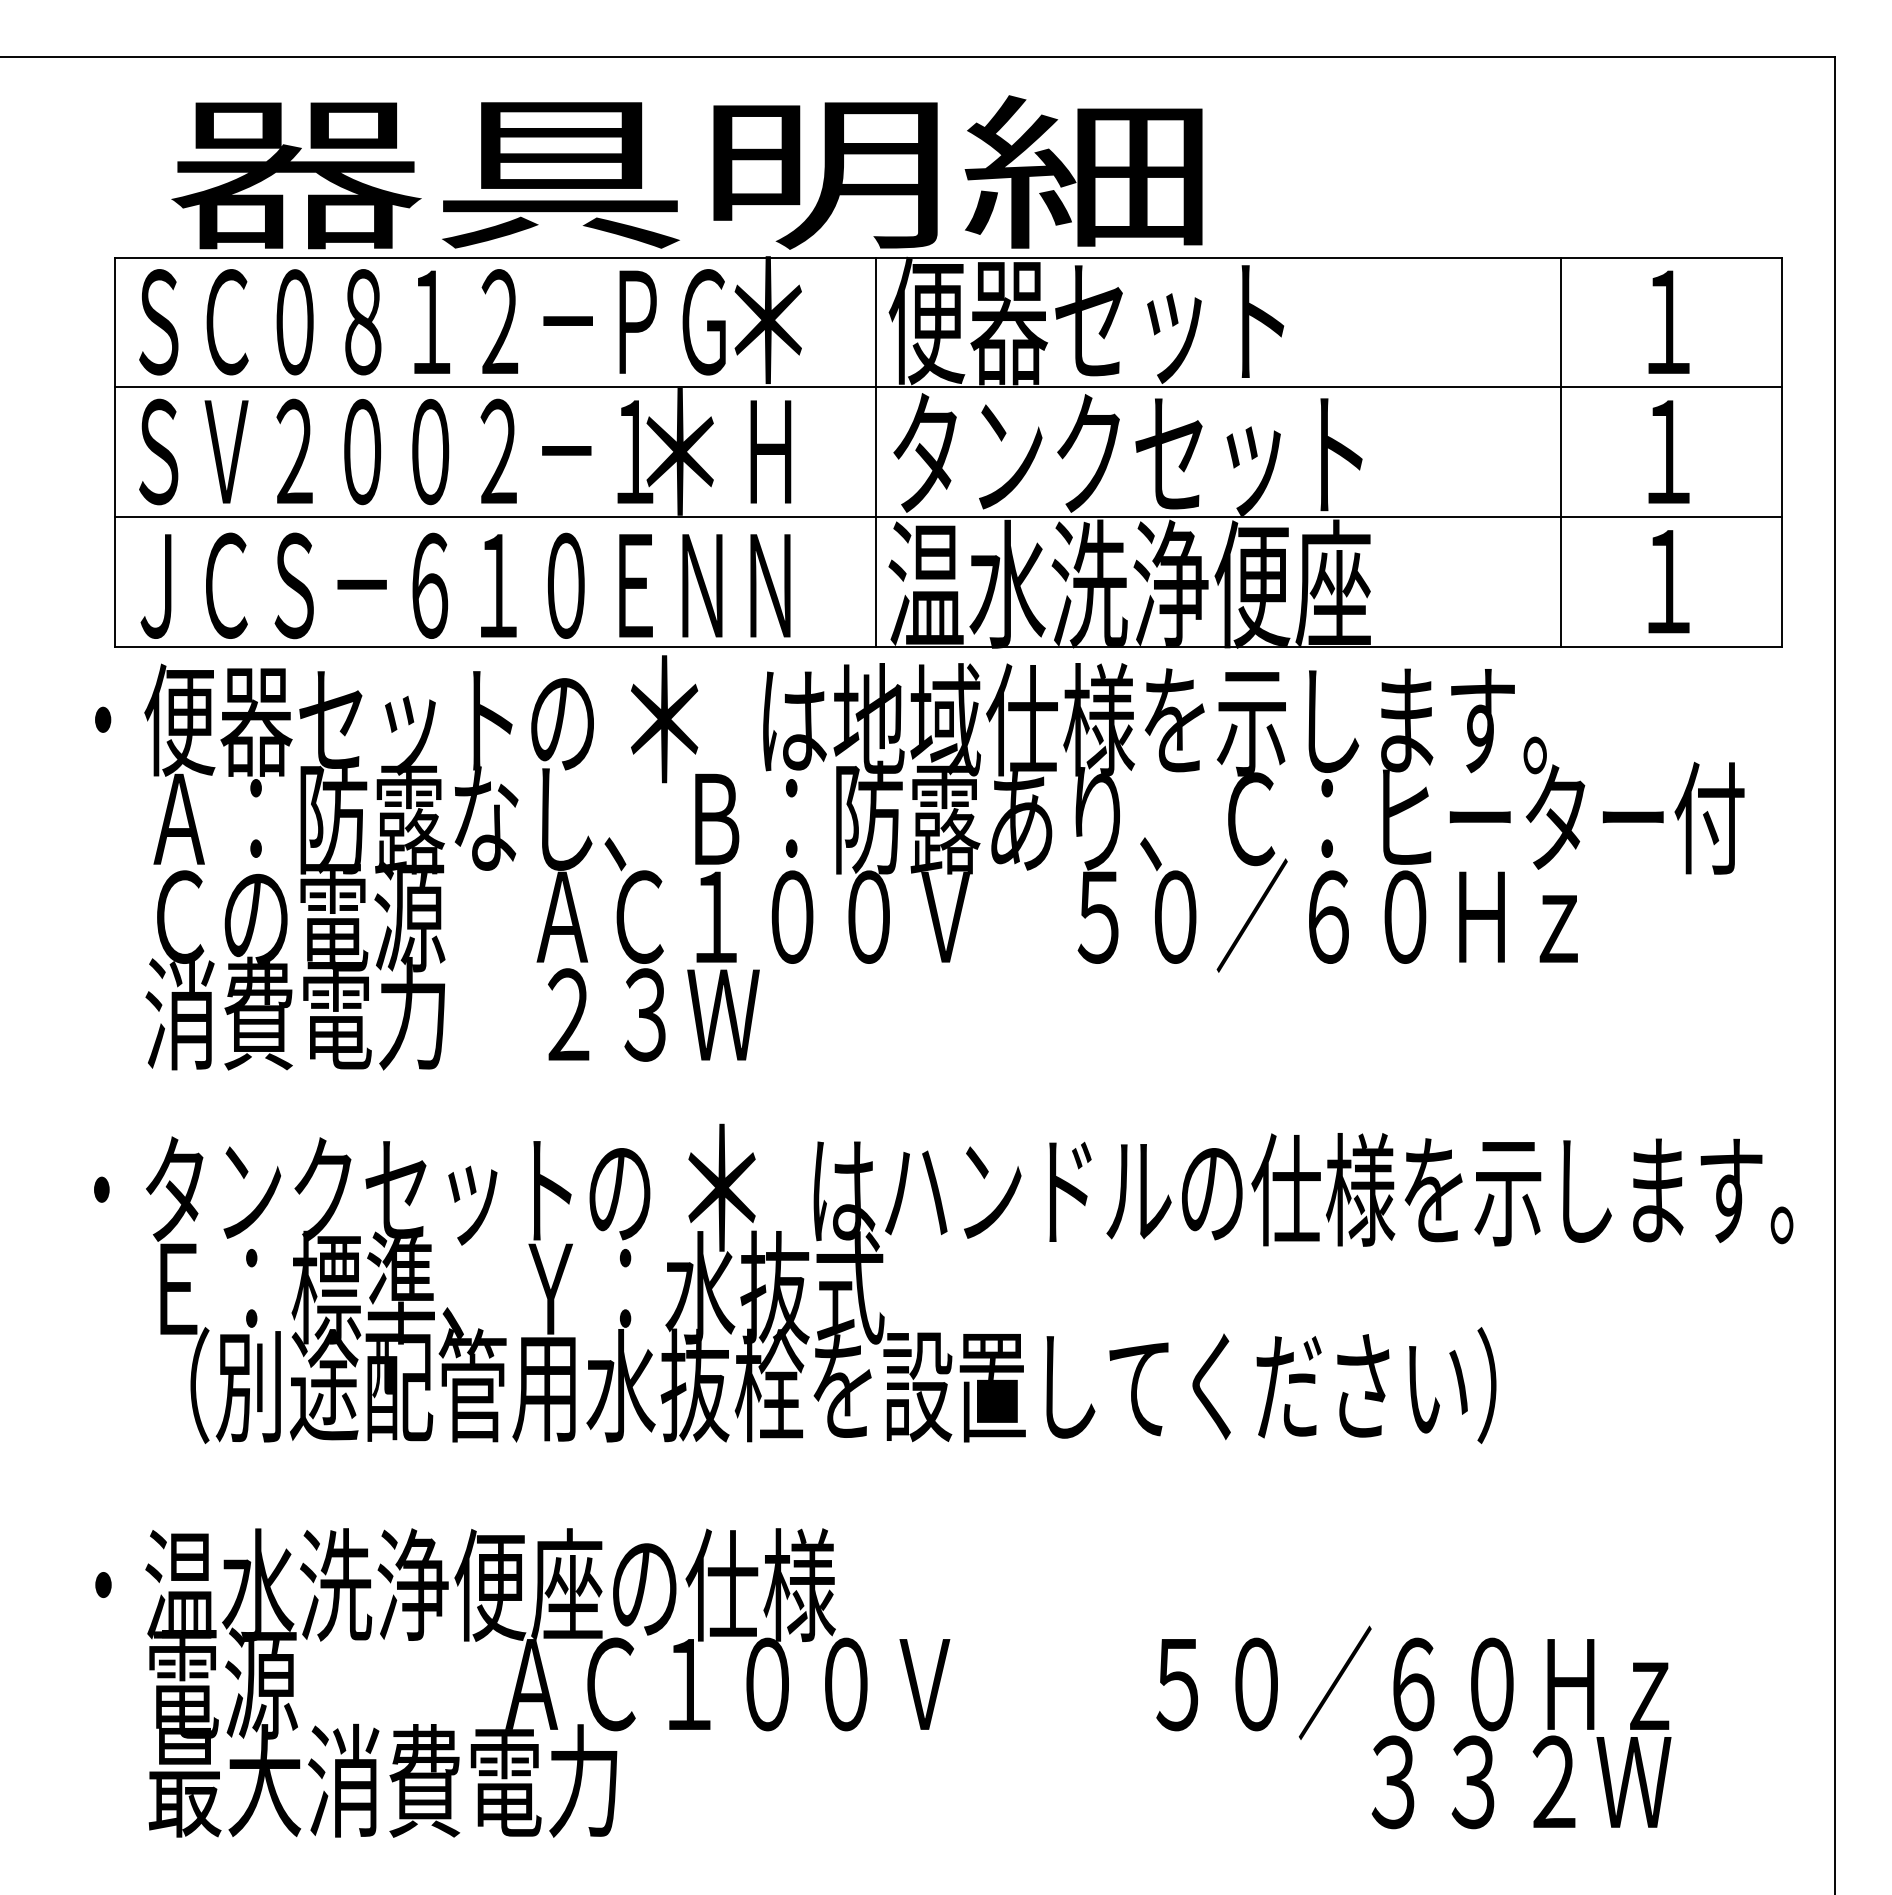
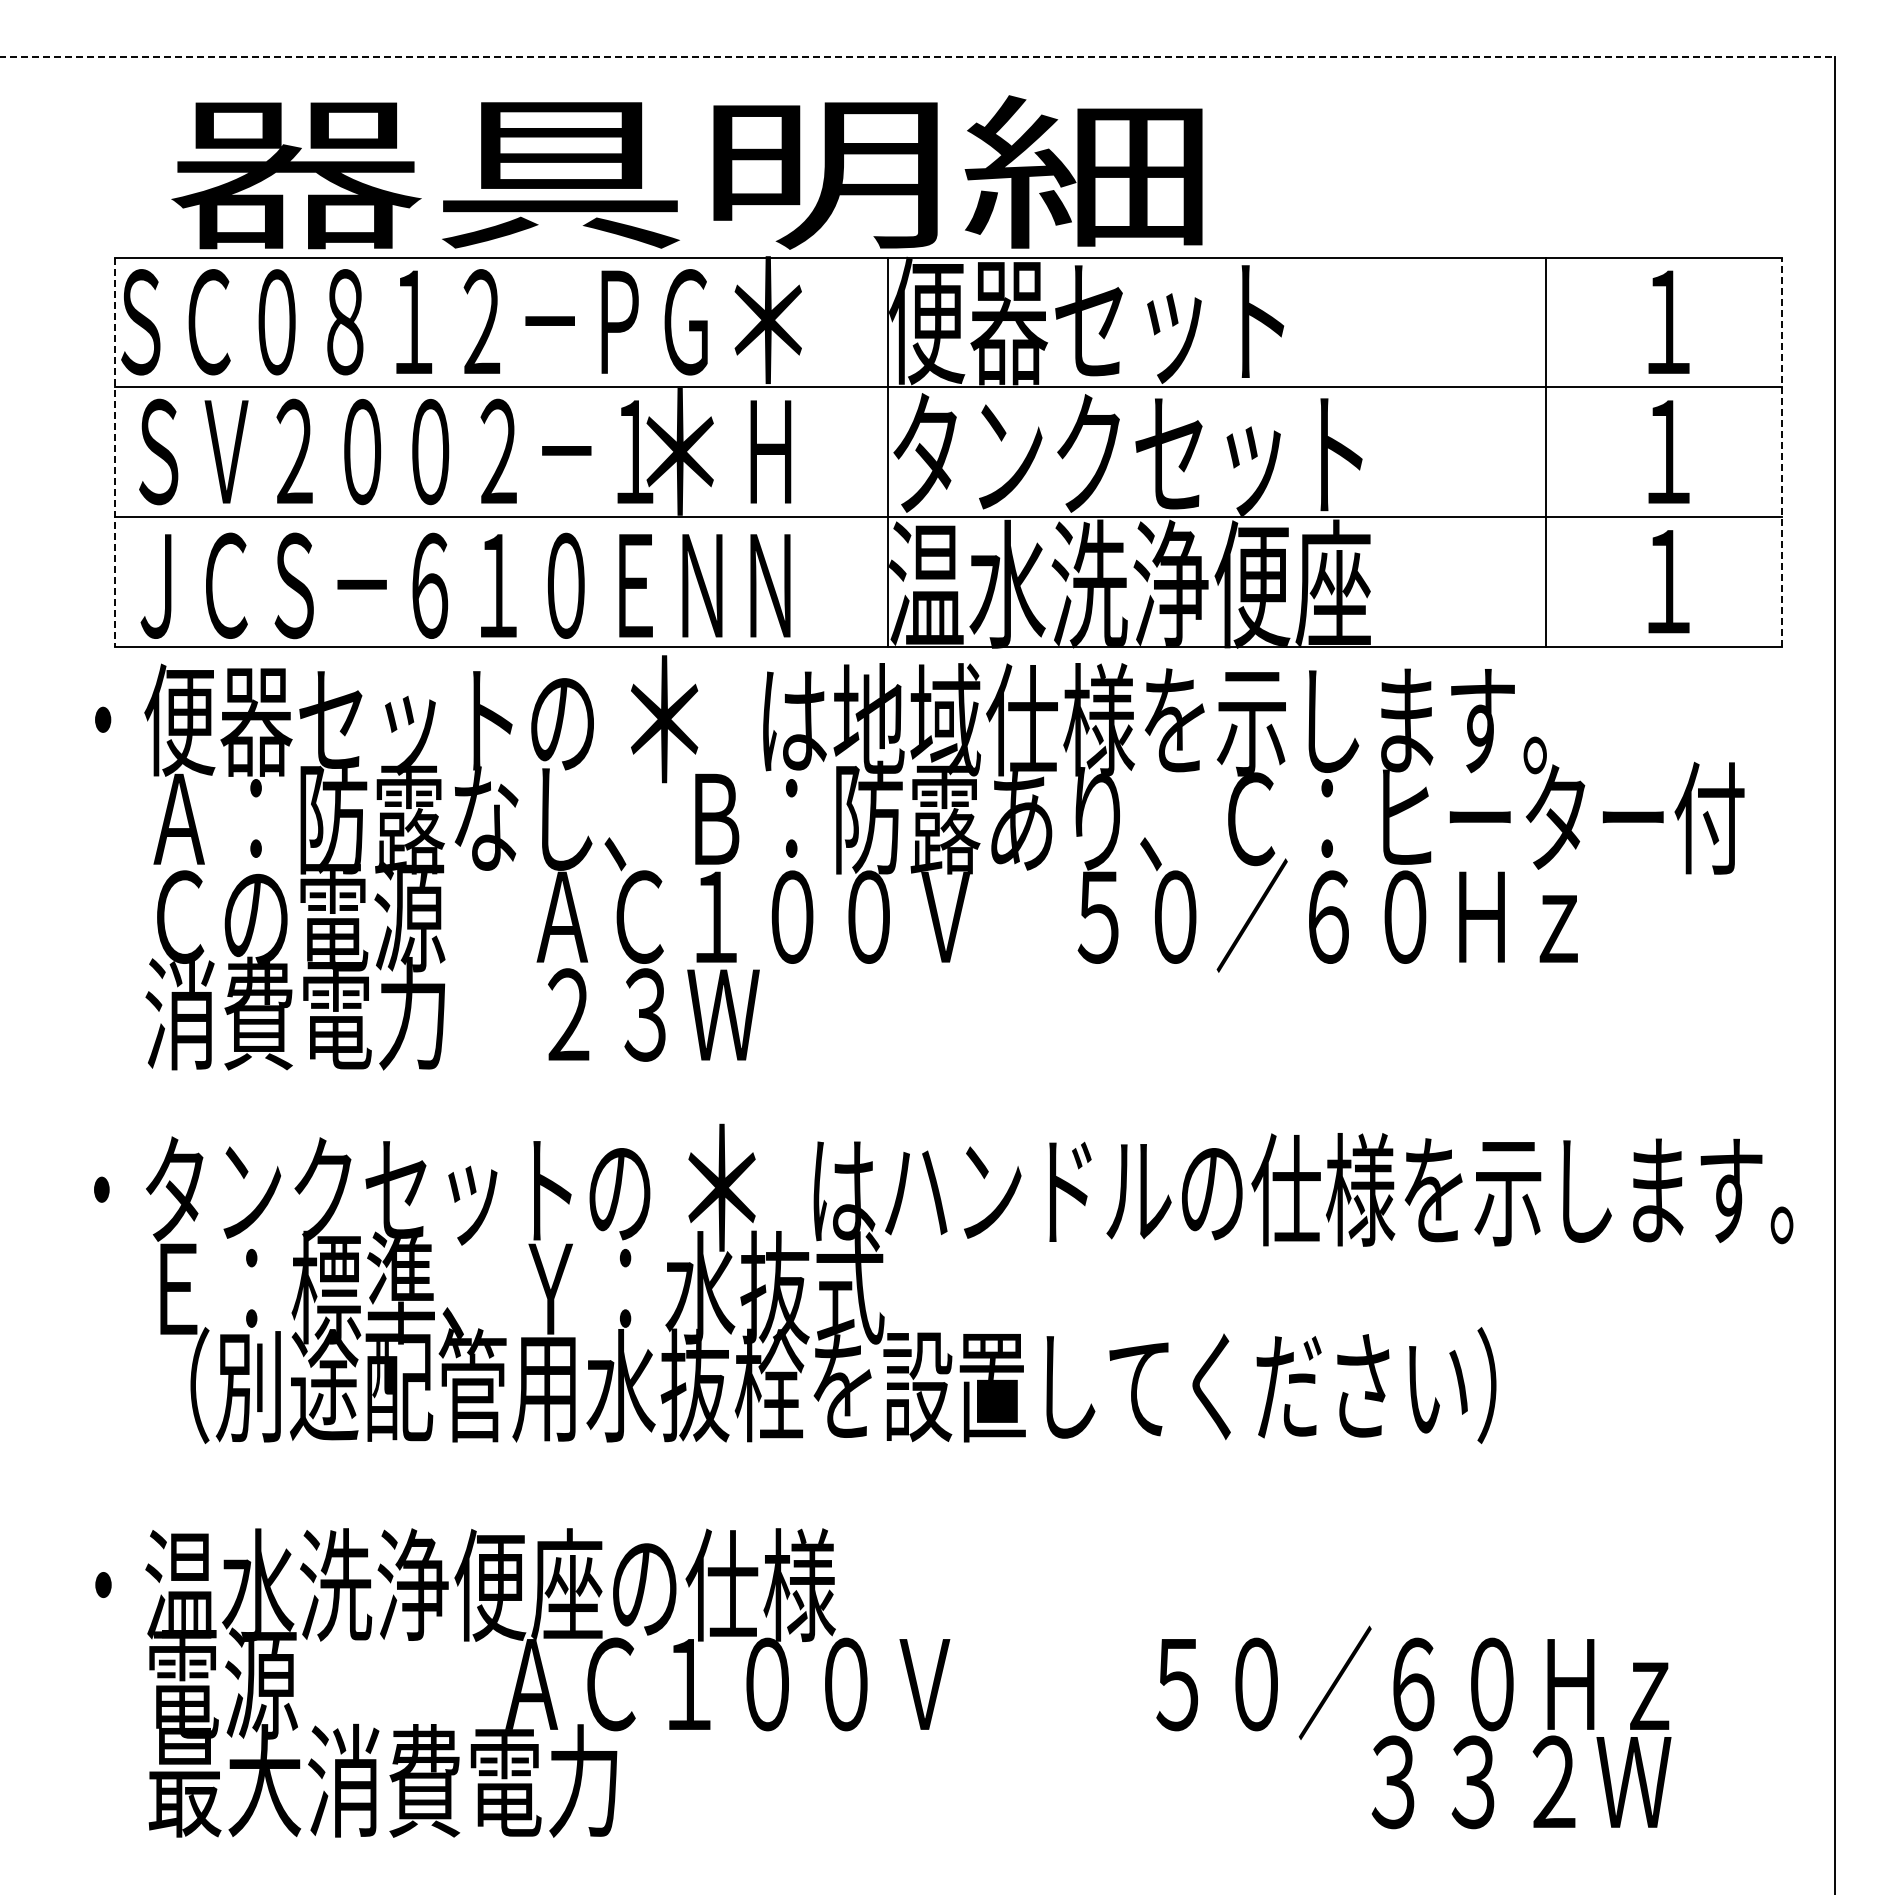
line: solid -> dashed (918, 56)
text position: (432, 322) -> (414, 322) (414, 322)
line position: (875, 451) -> (887, 451) (887, 451)
line position: (1561, 451) -> (1546, 451) (1546, 451)
line: solid -> dashed (114, 452)
line: solid -> dashed (1781, 452)
